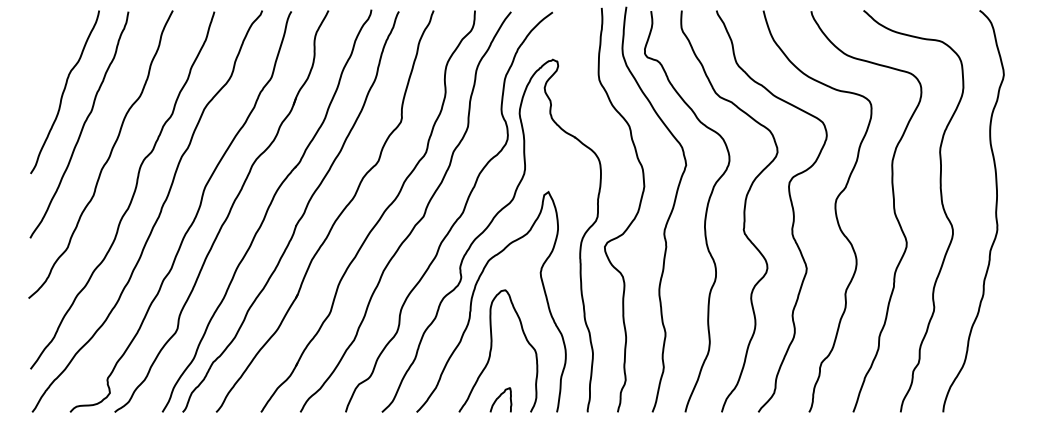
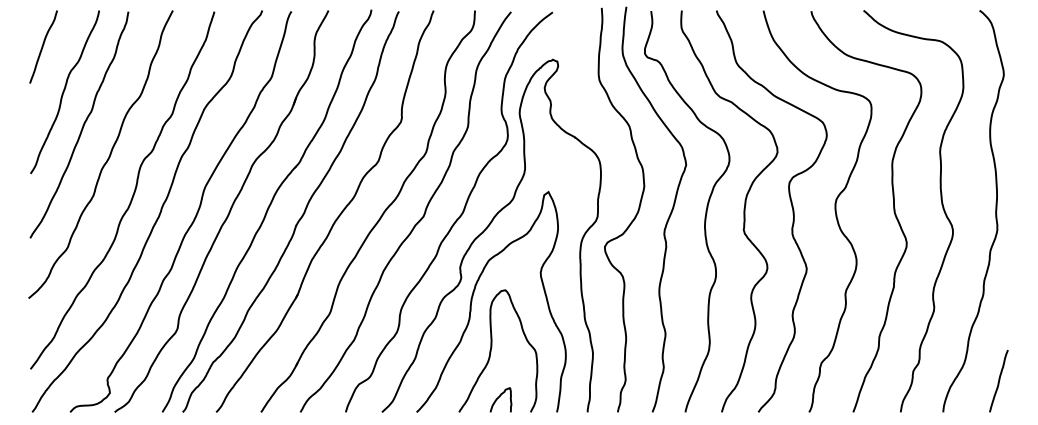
curve: none -> present (43, 46)
line: none -> present (998, 380)
